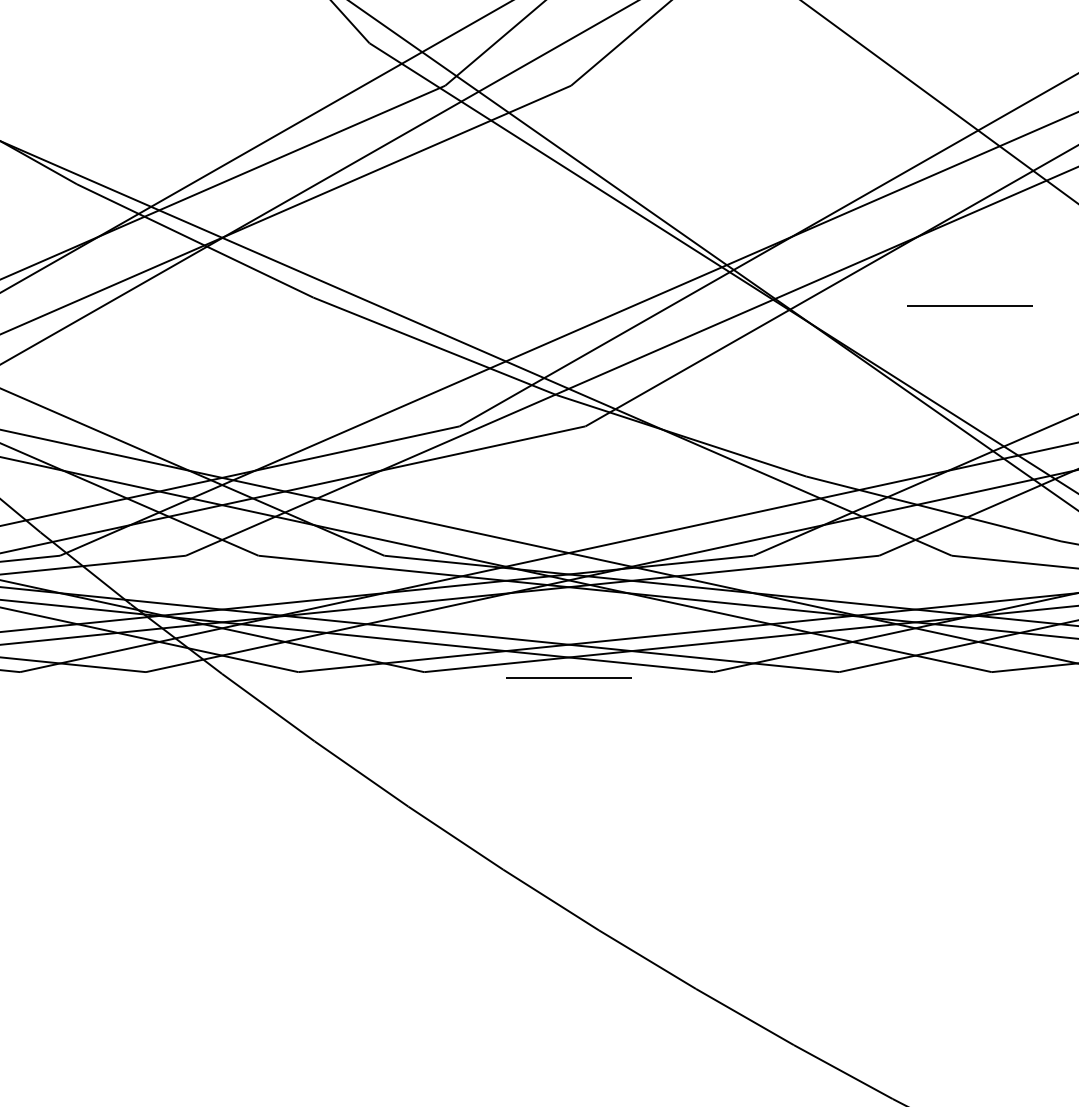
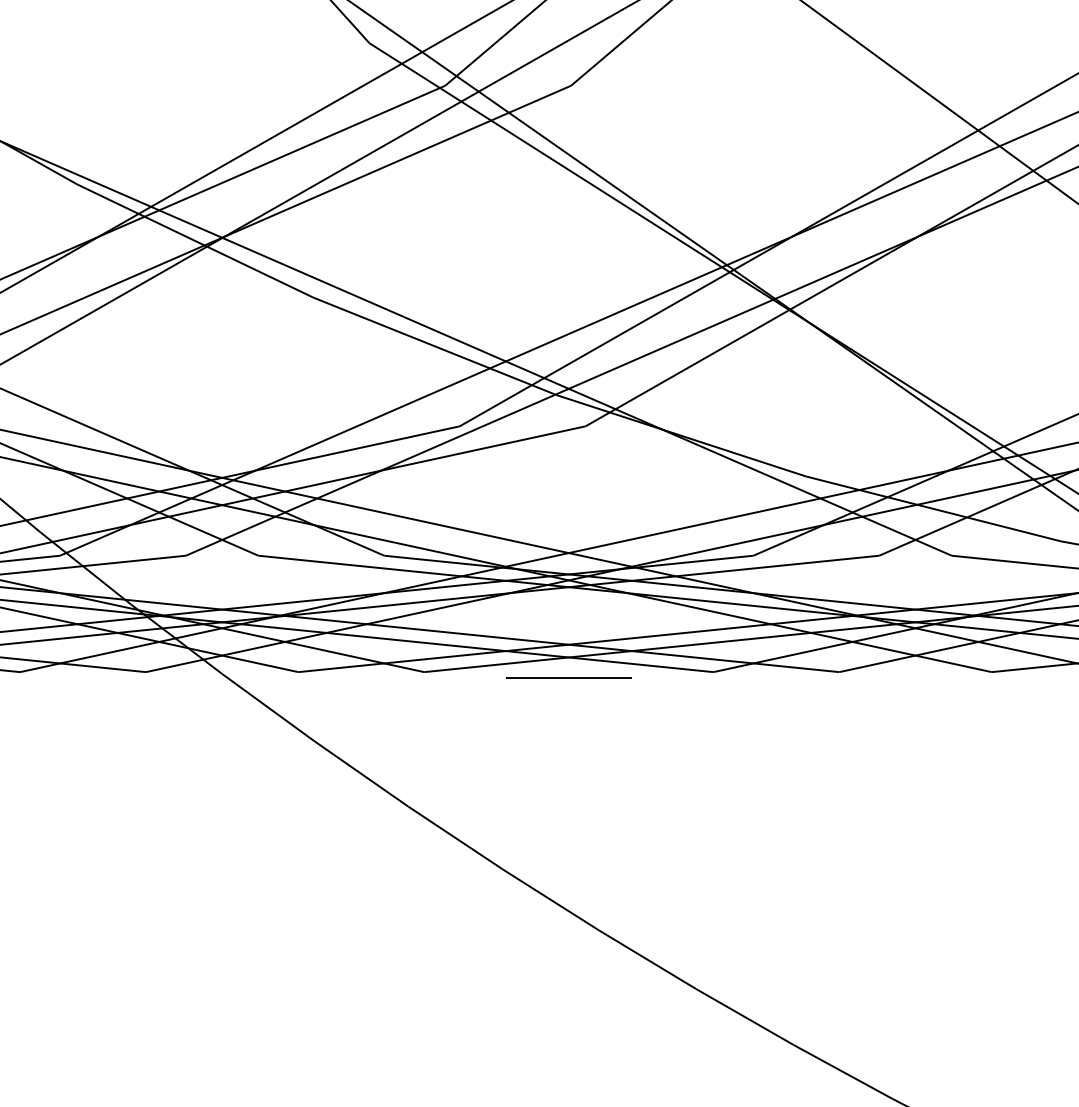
line: present -> none (969, 305)
